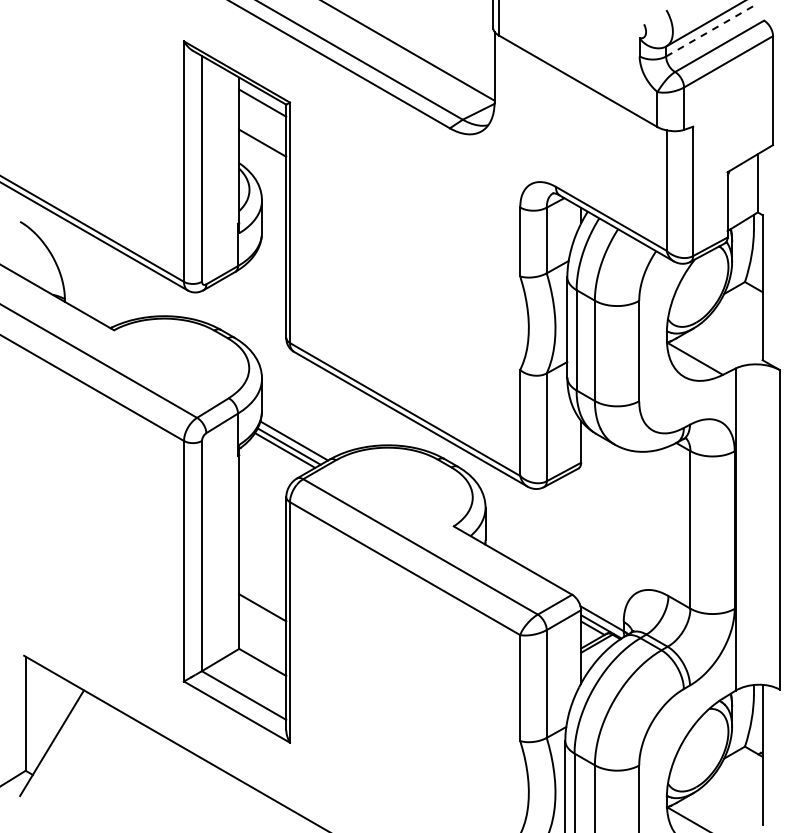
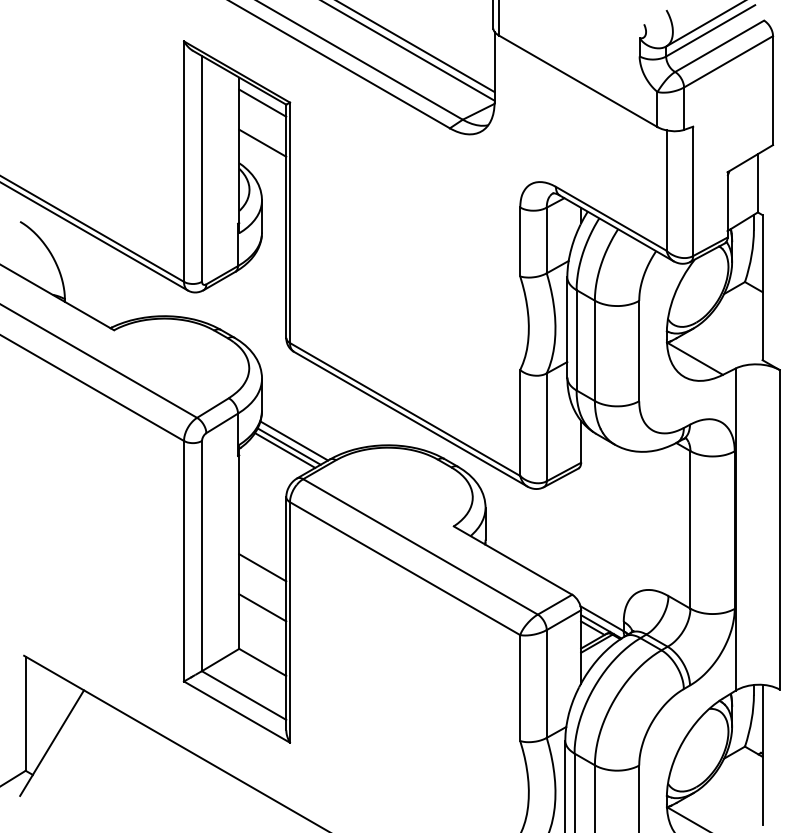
line: dashed -> solid (711, 30)
line: none -> present (416, 47)
line: none -> present (262, 567)
